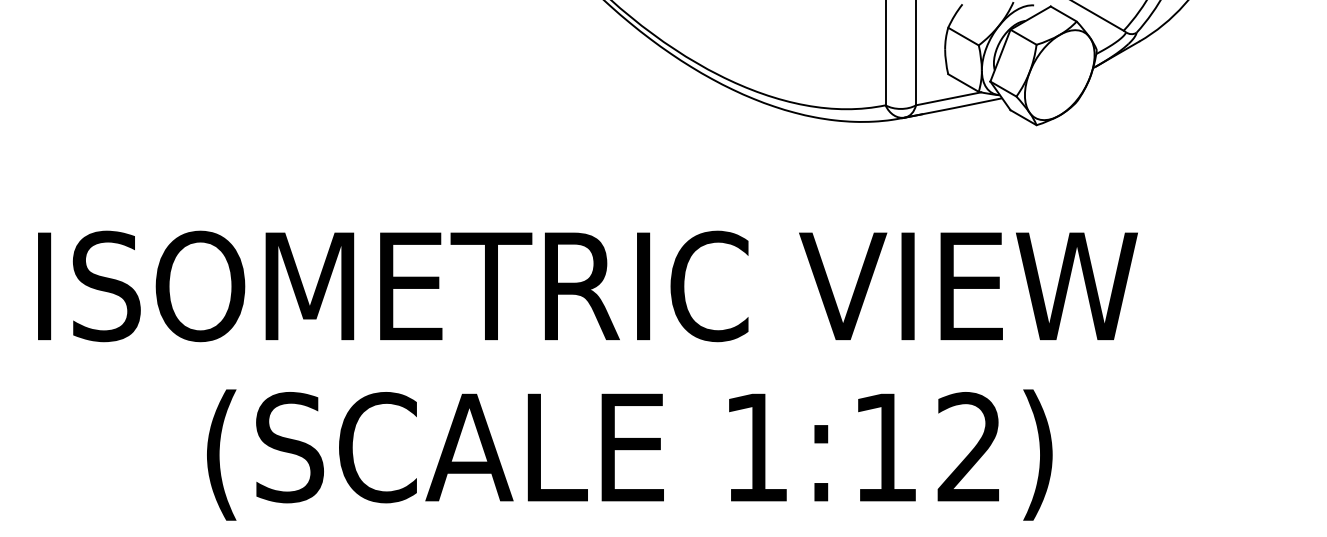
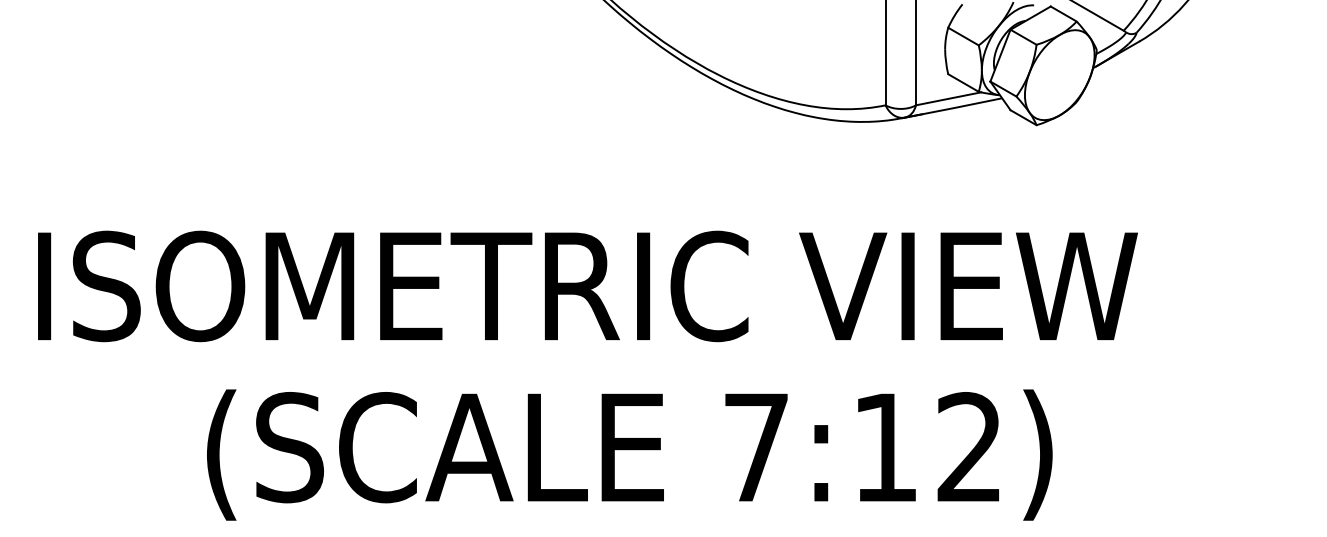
text: 1:12) -> 7:12) (756, 447)
